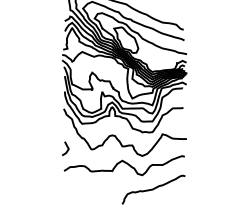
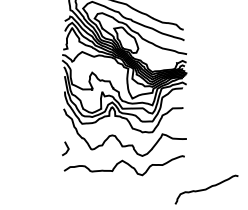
curve position: (153, 189) -> (206, 189) (206, 189)
